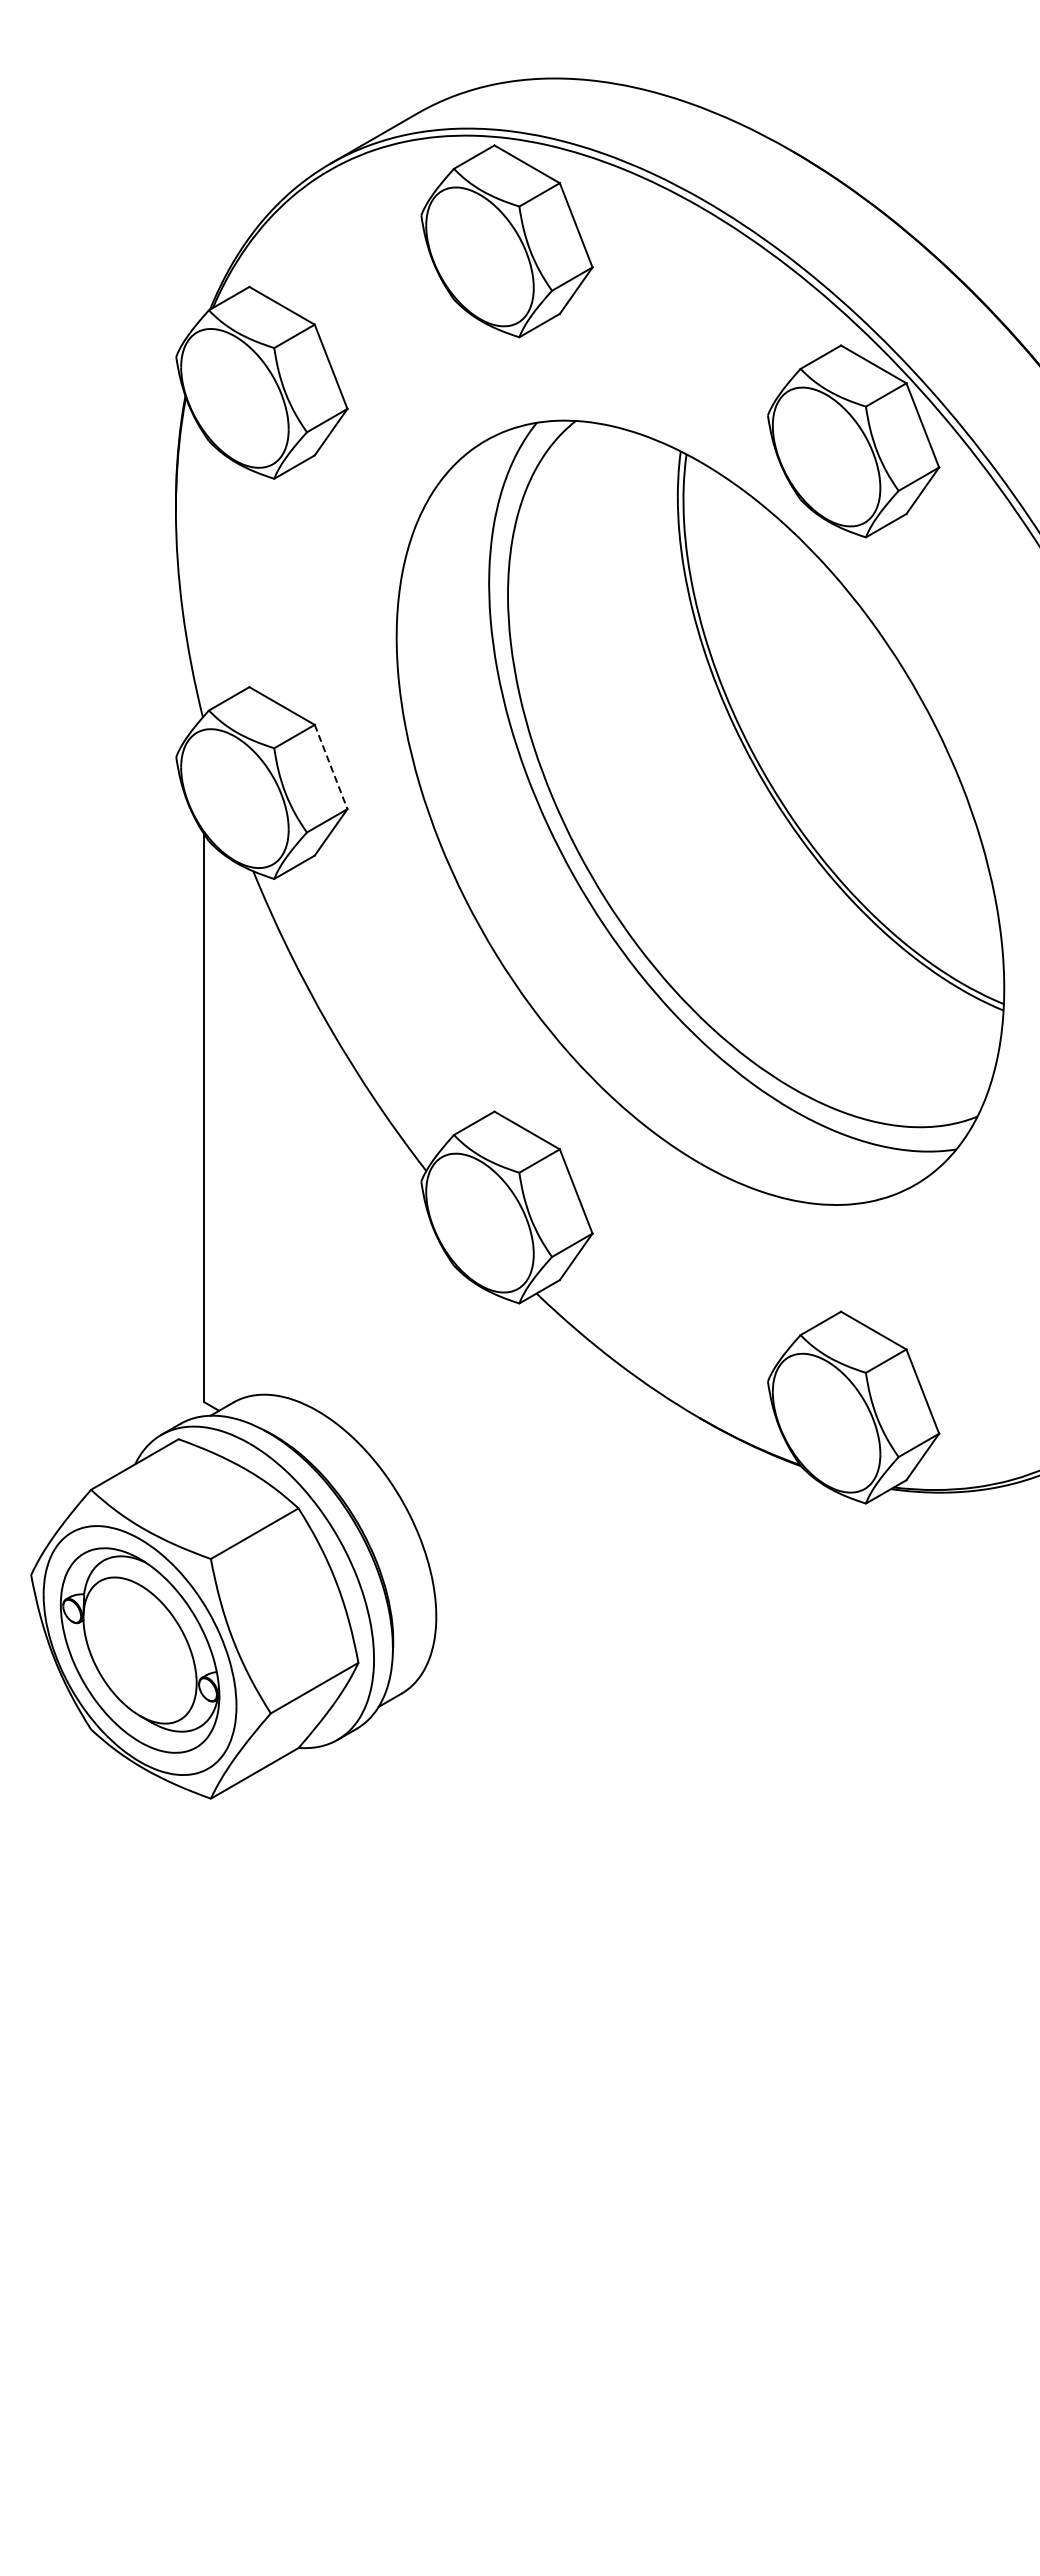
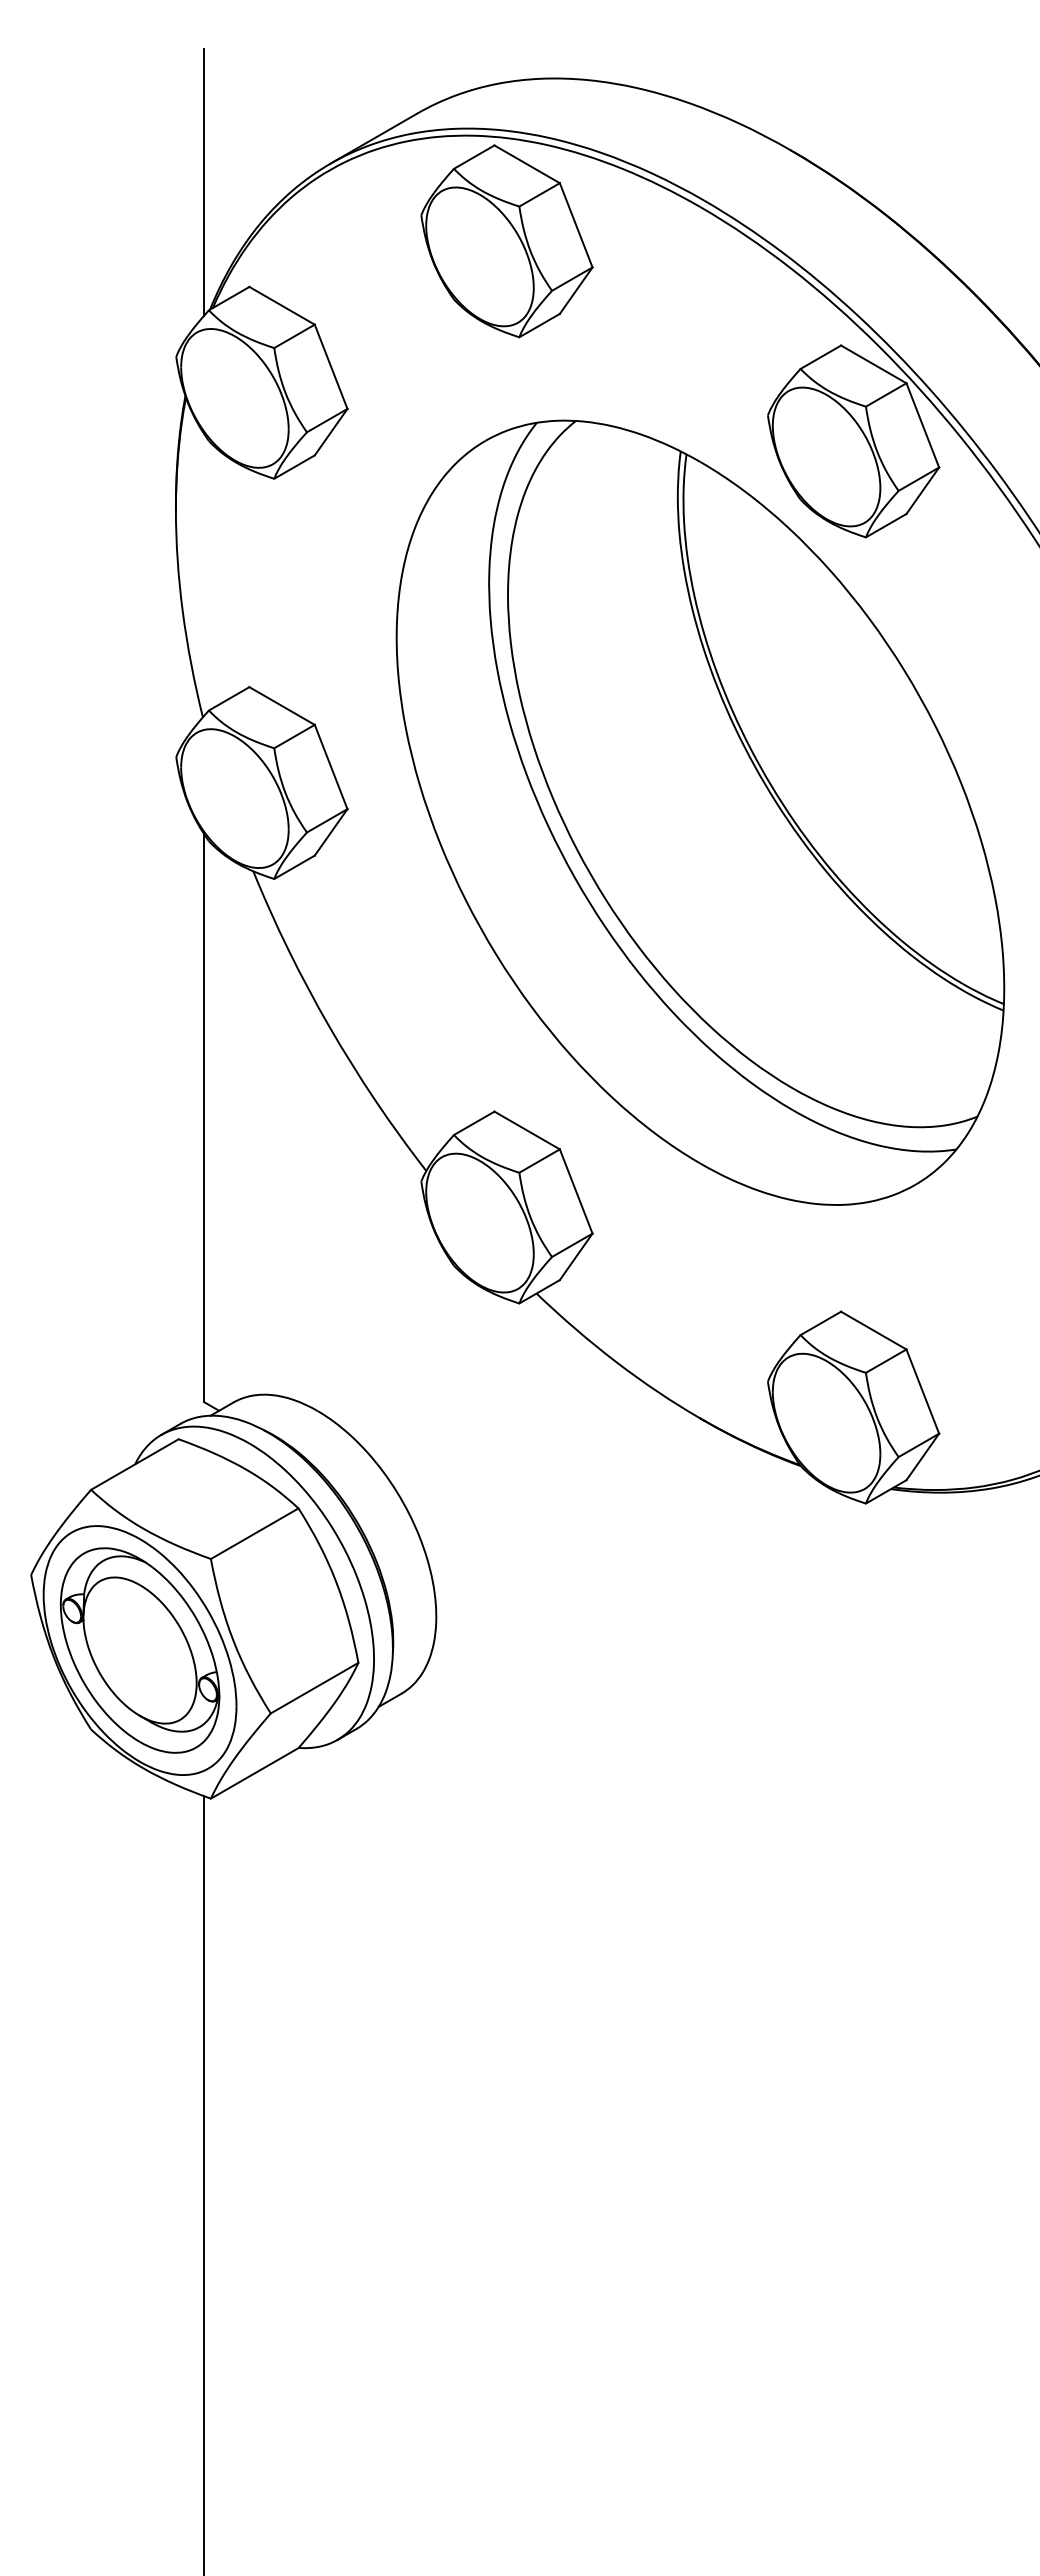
line: none -> present (204, 181)
line: dashed -> solid (331, 767)
line: none -> present (204, 2184)
